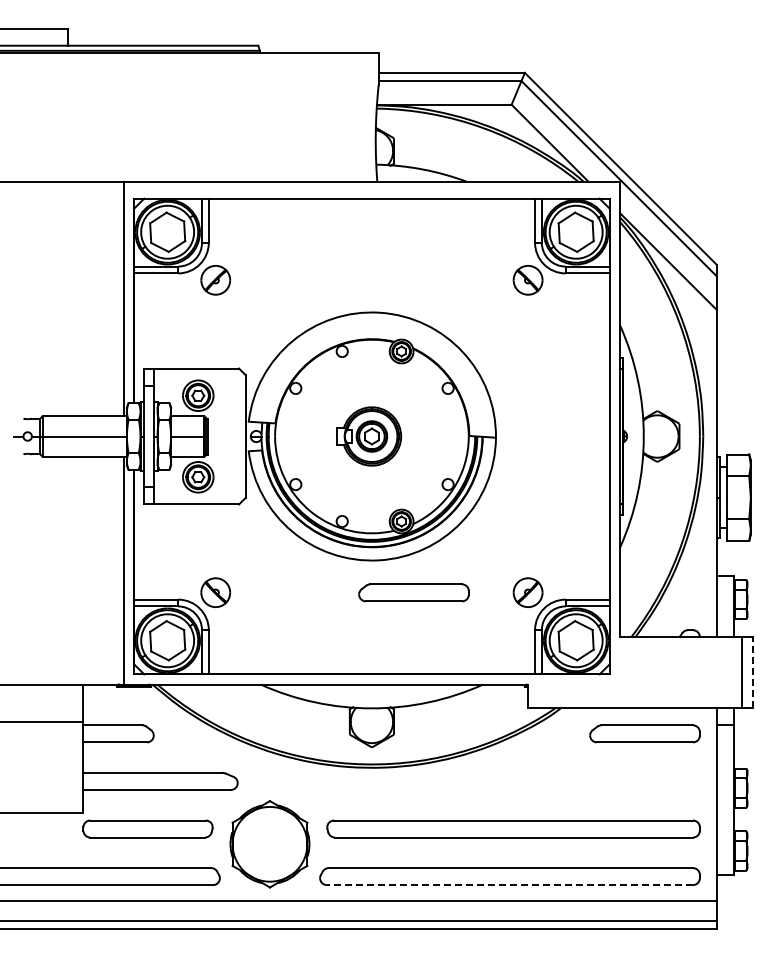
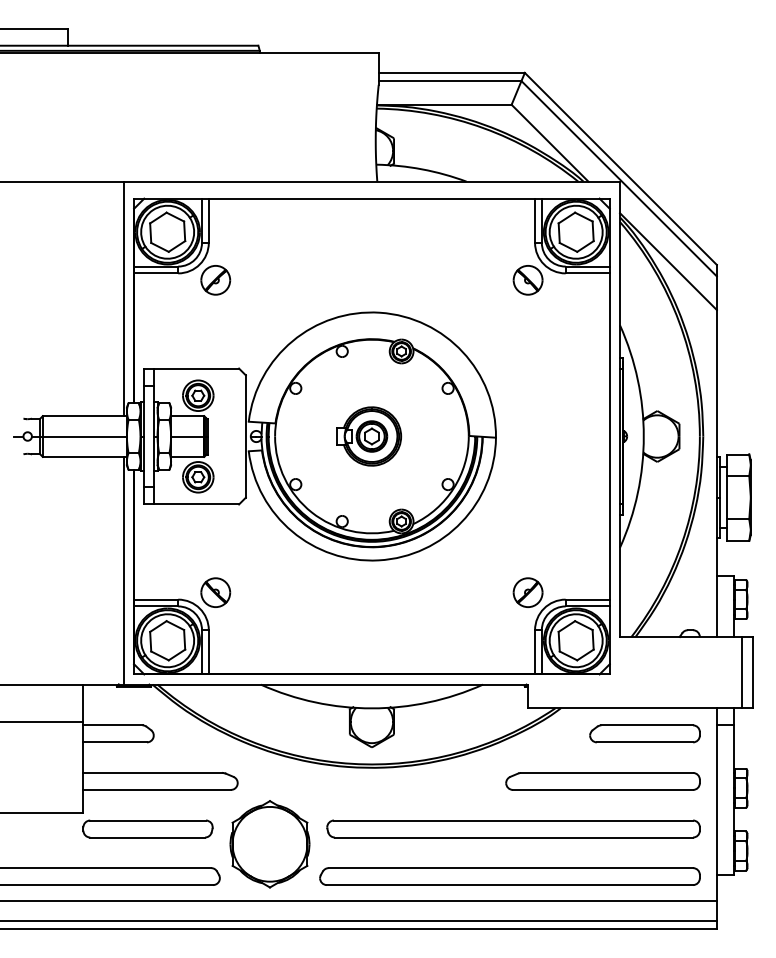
part: present -> none (413, 592)
line: dashed -> solid (752, 672)
part: none -> present (602, 781)
line: dashed -> solid (509, 885)
